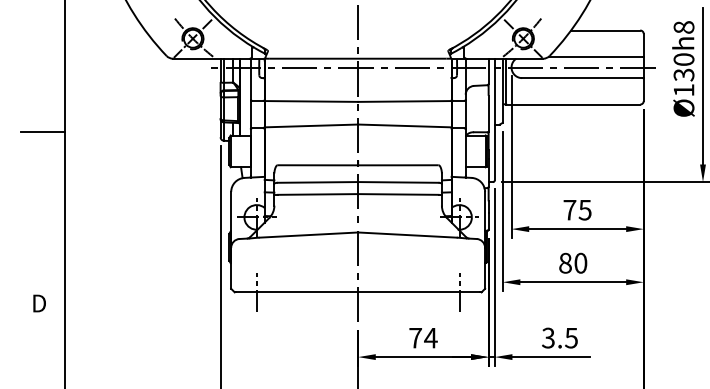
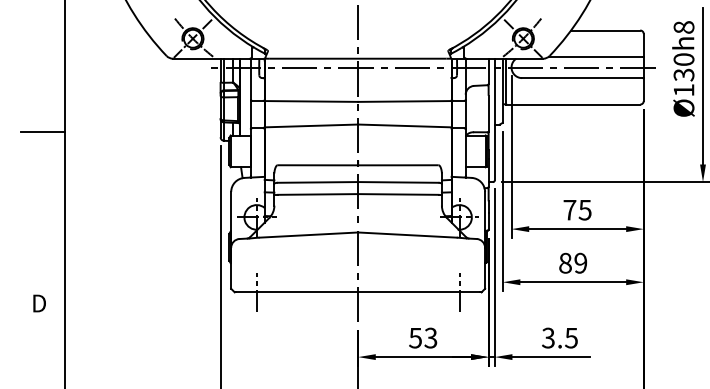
text: 80 -> 89 (580, 263)
text: 74 -> 53 (423, 337)
